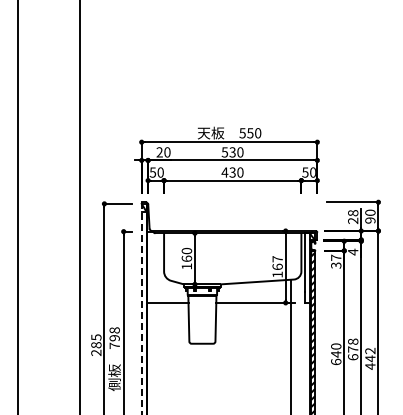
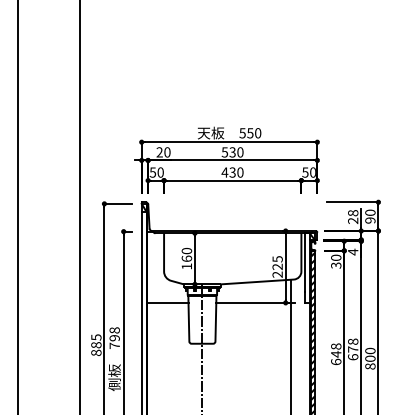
text: 37 -> 30 (336, 257)
text: 167 -> 225 (277, 266)
line: dashed -> solid (141, 308)
line: none -> present (202, 346)
text: 640 -> 648 (336, 346)
text: 285 -> 885 (96, 352)
text: 442 -> 800 (370, 358)
